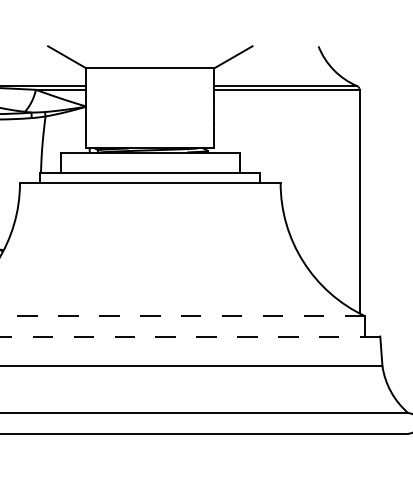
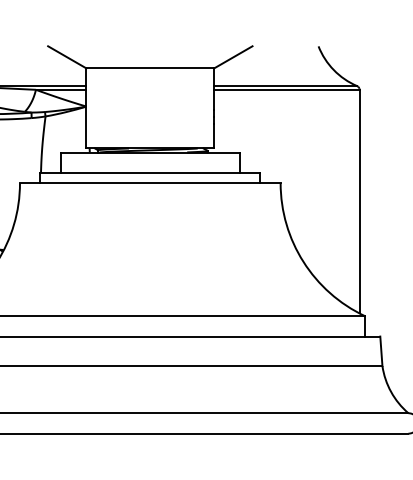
line: dashed -> solid (182, 316)
line: dashed -> solid (190, 336)
